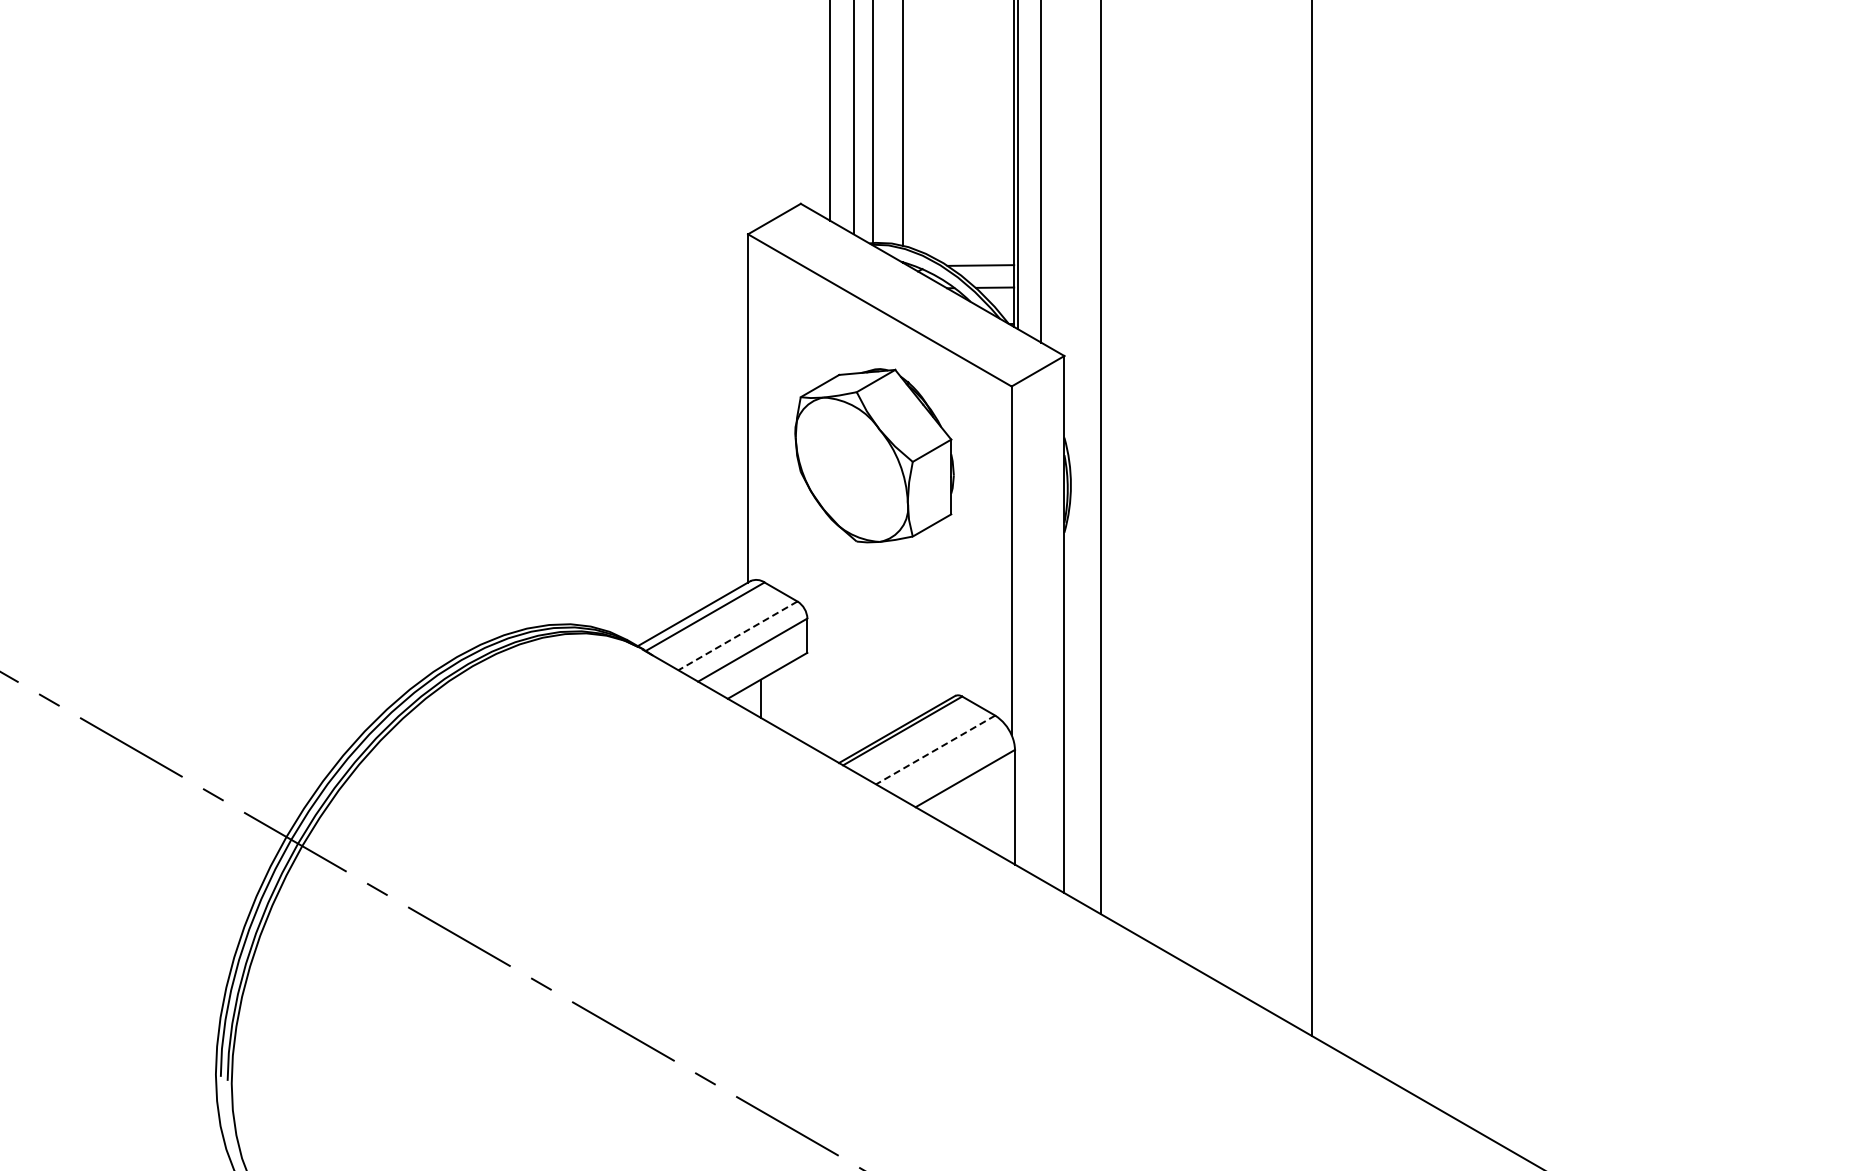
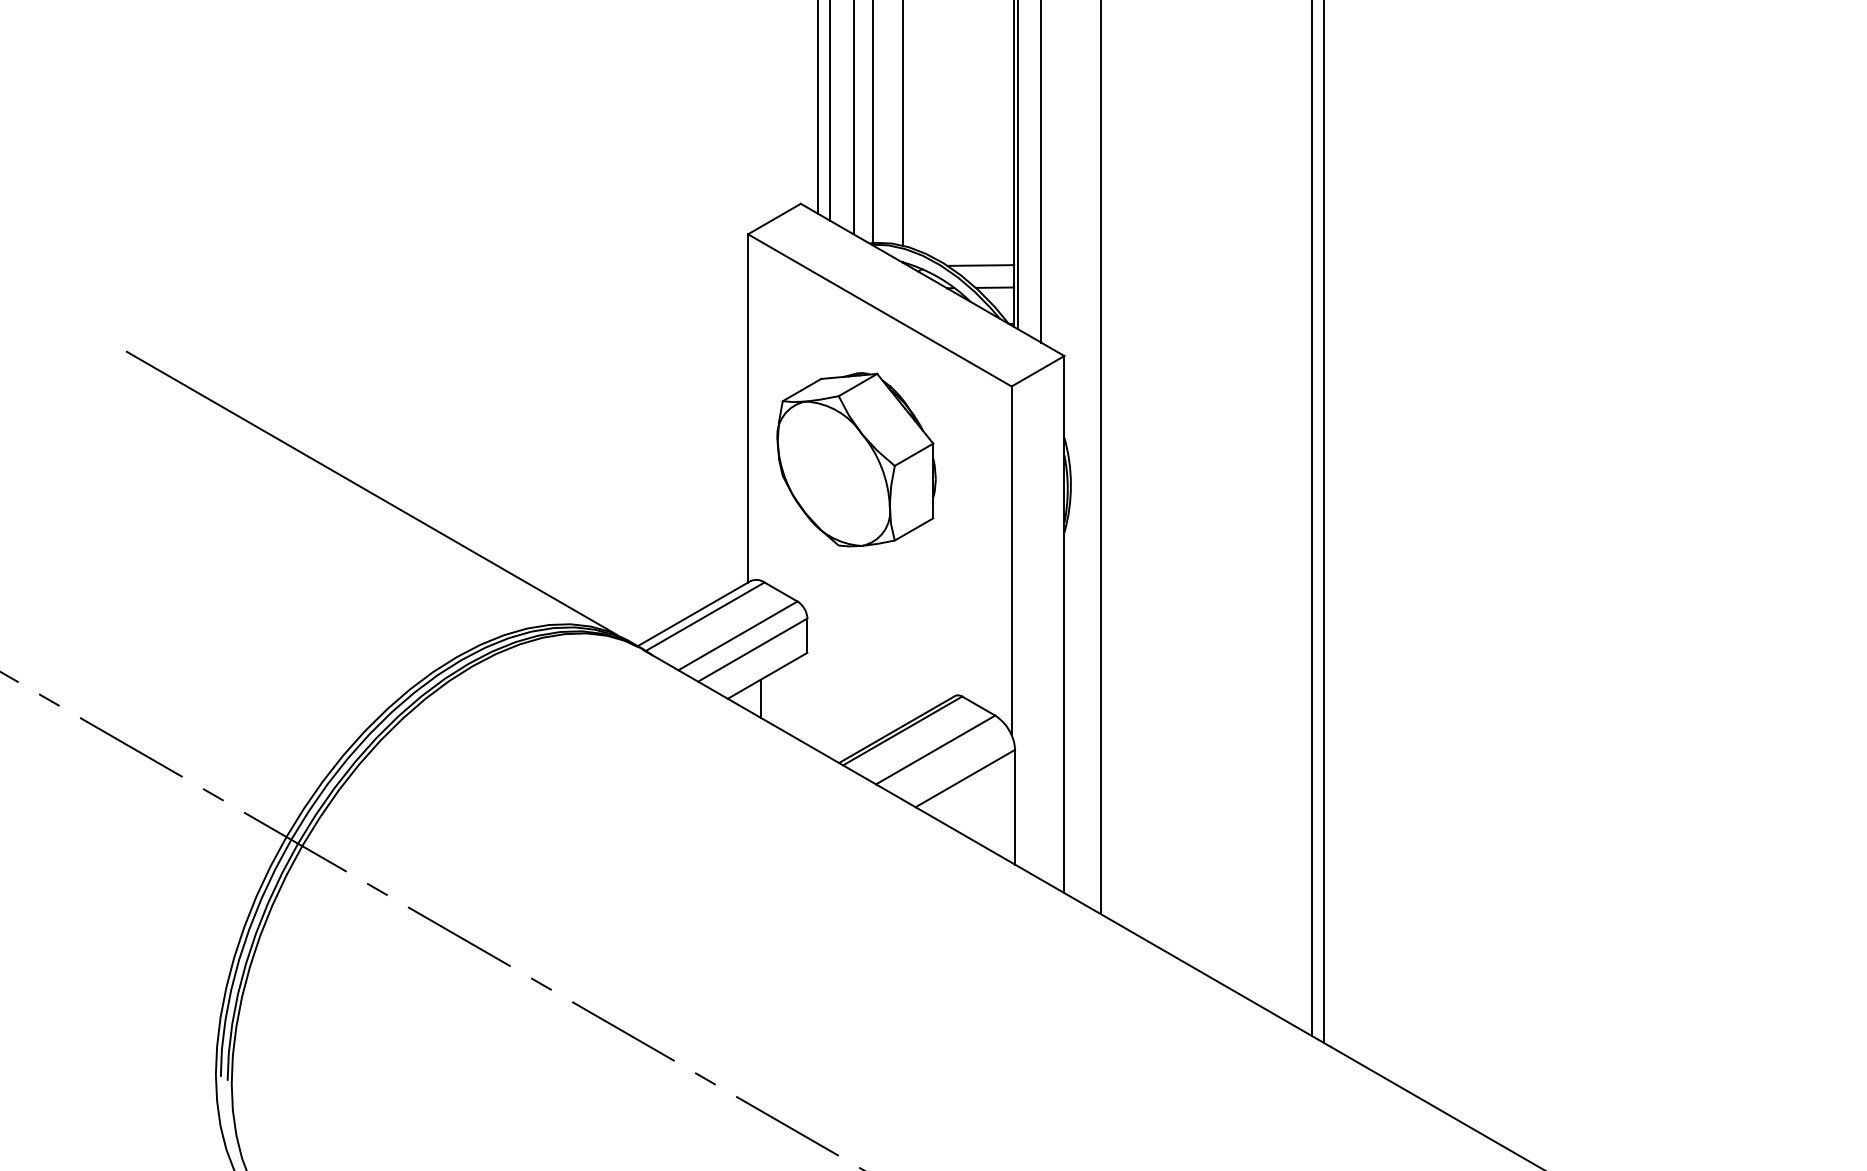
line: none -> present (818, 107)
part position: (874, 455) -> (856, 459) (856, 459)
line: none -> present (371, 492)
line: none -> present (1323, 522)
line: dashed -> solid (737, 635)
line: dashed -> solid (935, 749)
